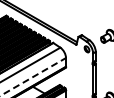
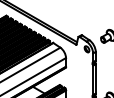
line: dashed -> solid (33, 77)
